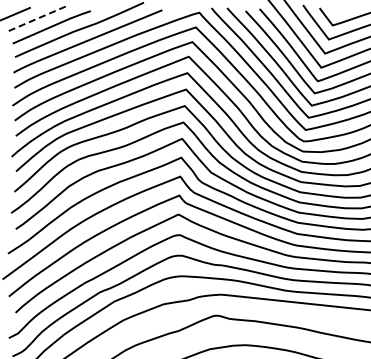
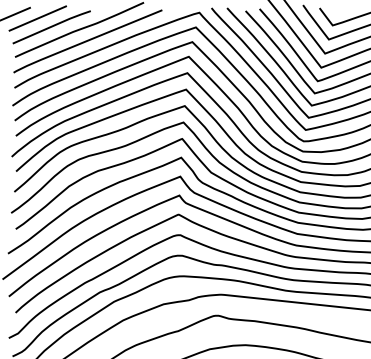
line: dashed -> solid (37, 18)
